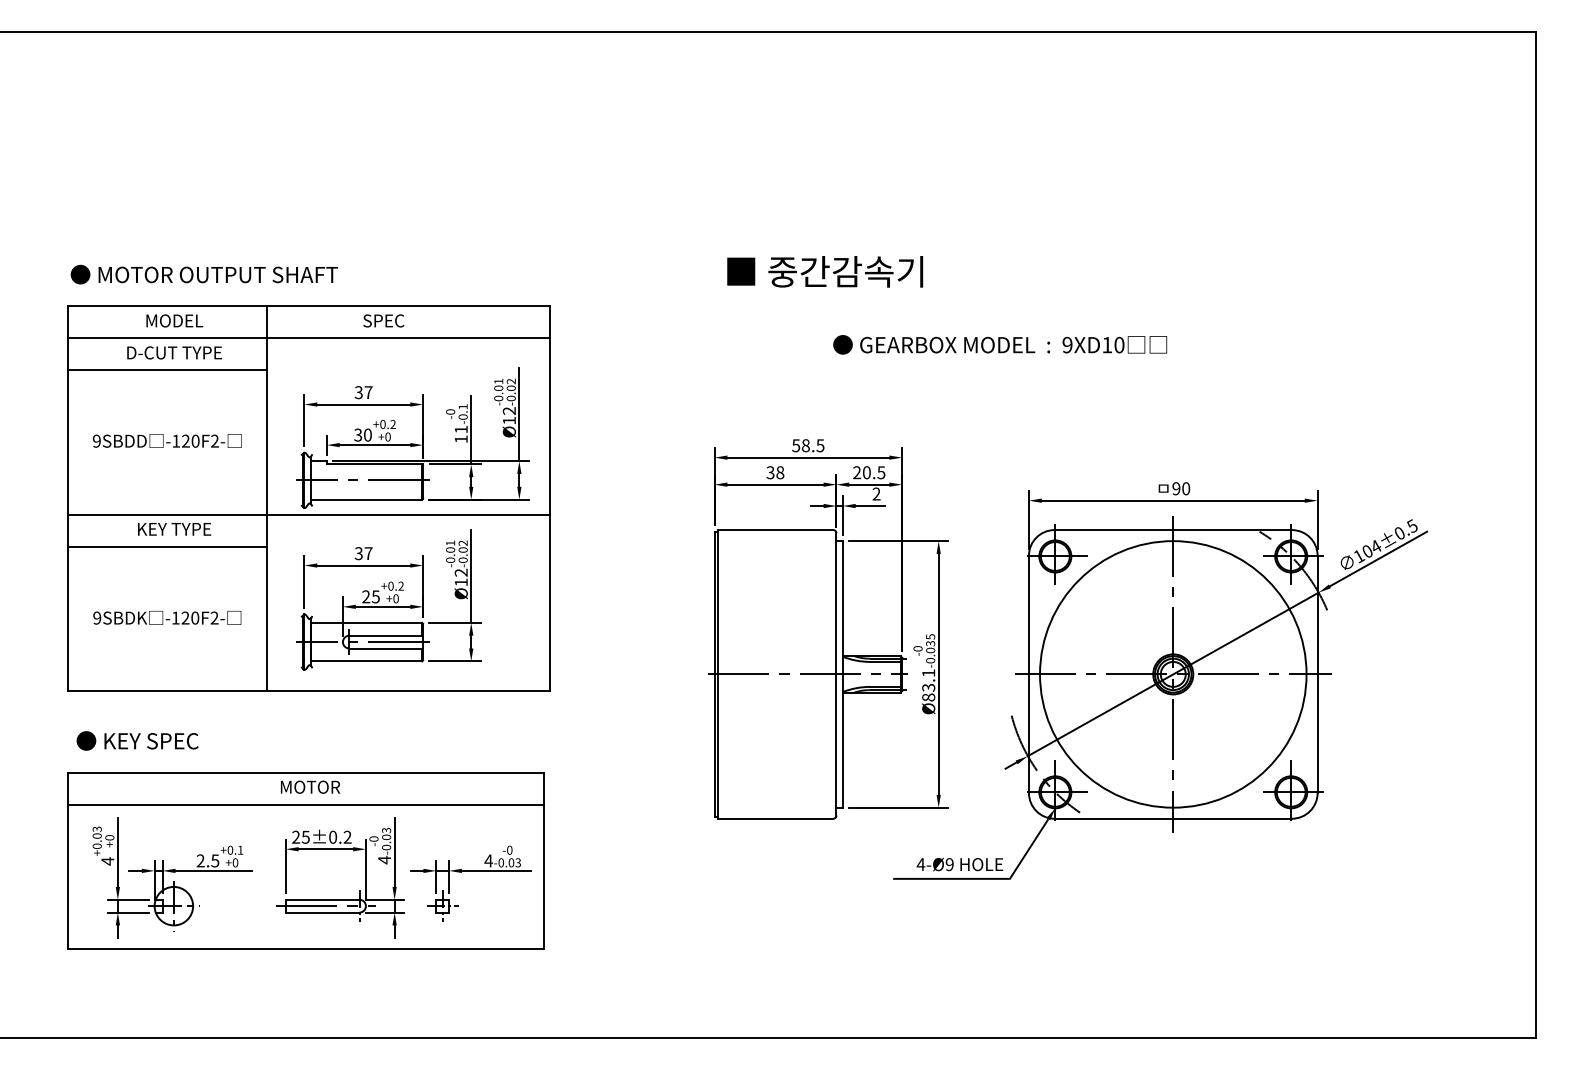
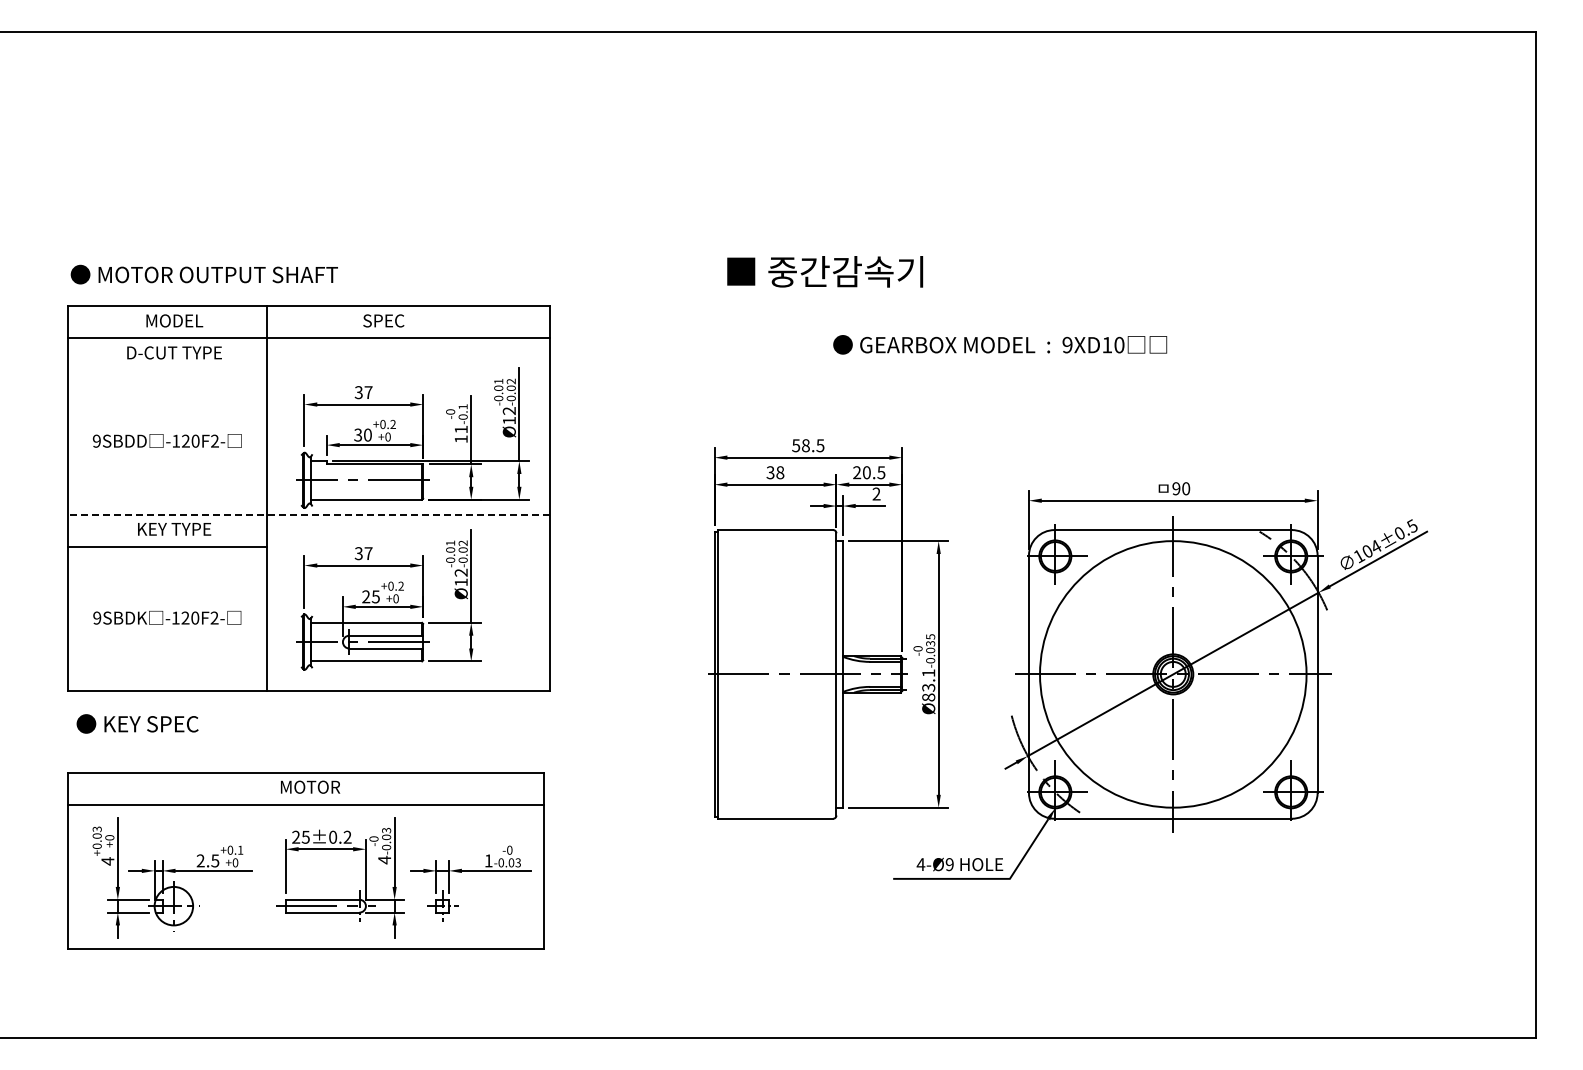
line: present -> none (167, 370)
line: solid -> dashed (309, 514)
text position: (137, 740) -> (137, 723) (137, 723)
text: 4 -> 1 (488, 860)
